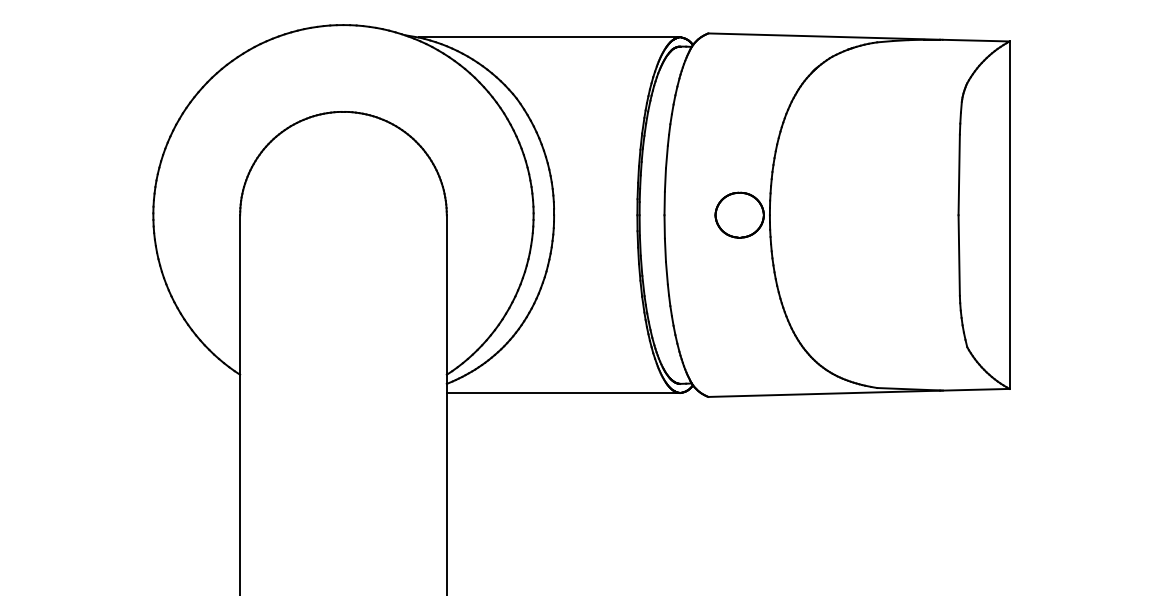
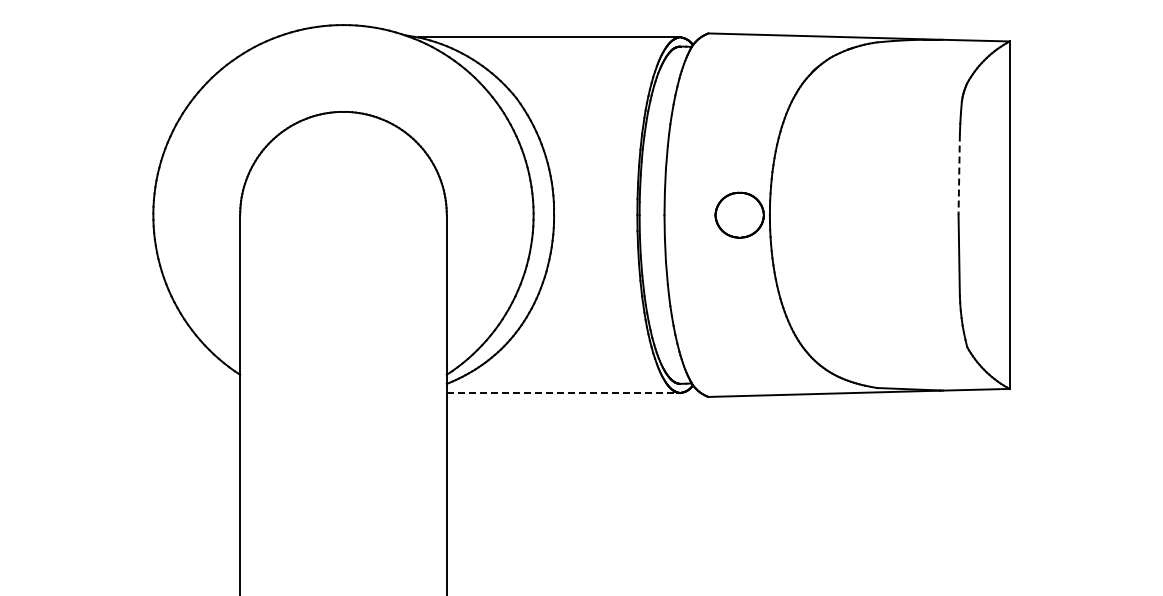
line: solid -> dashed (959, 175)
line: solid -> dashed (563, 392)
